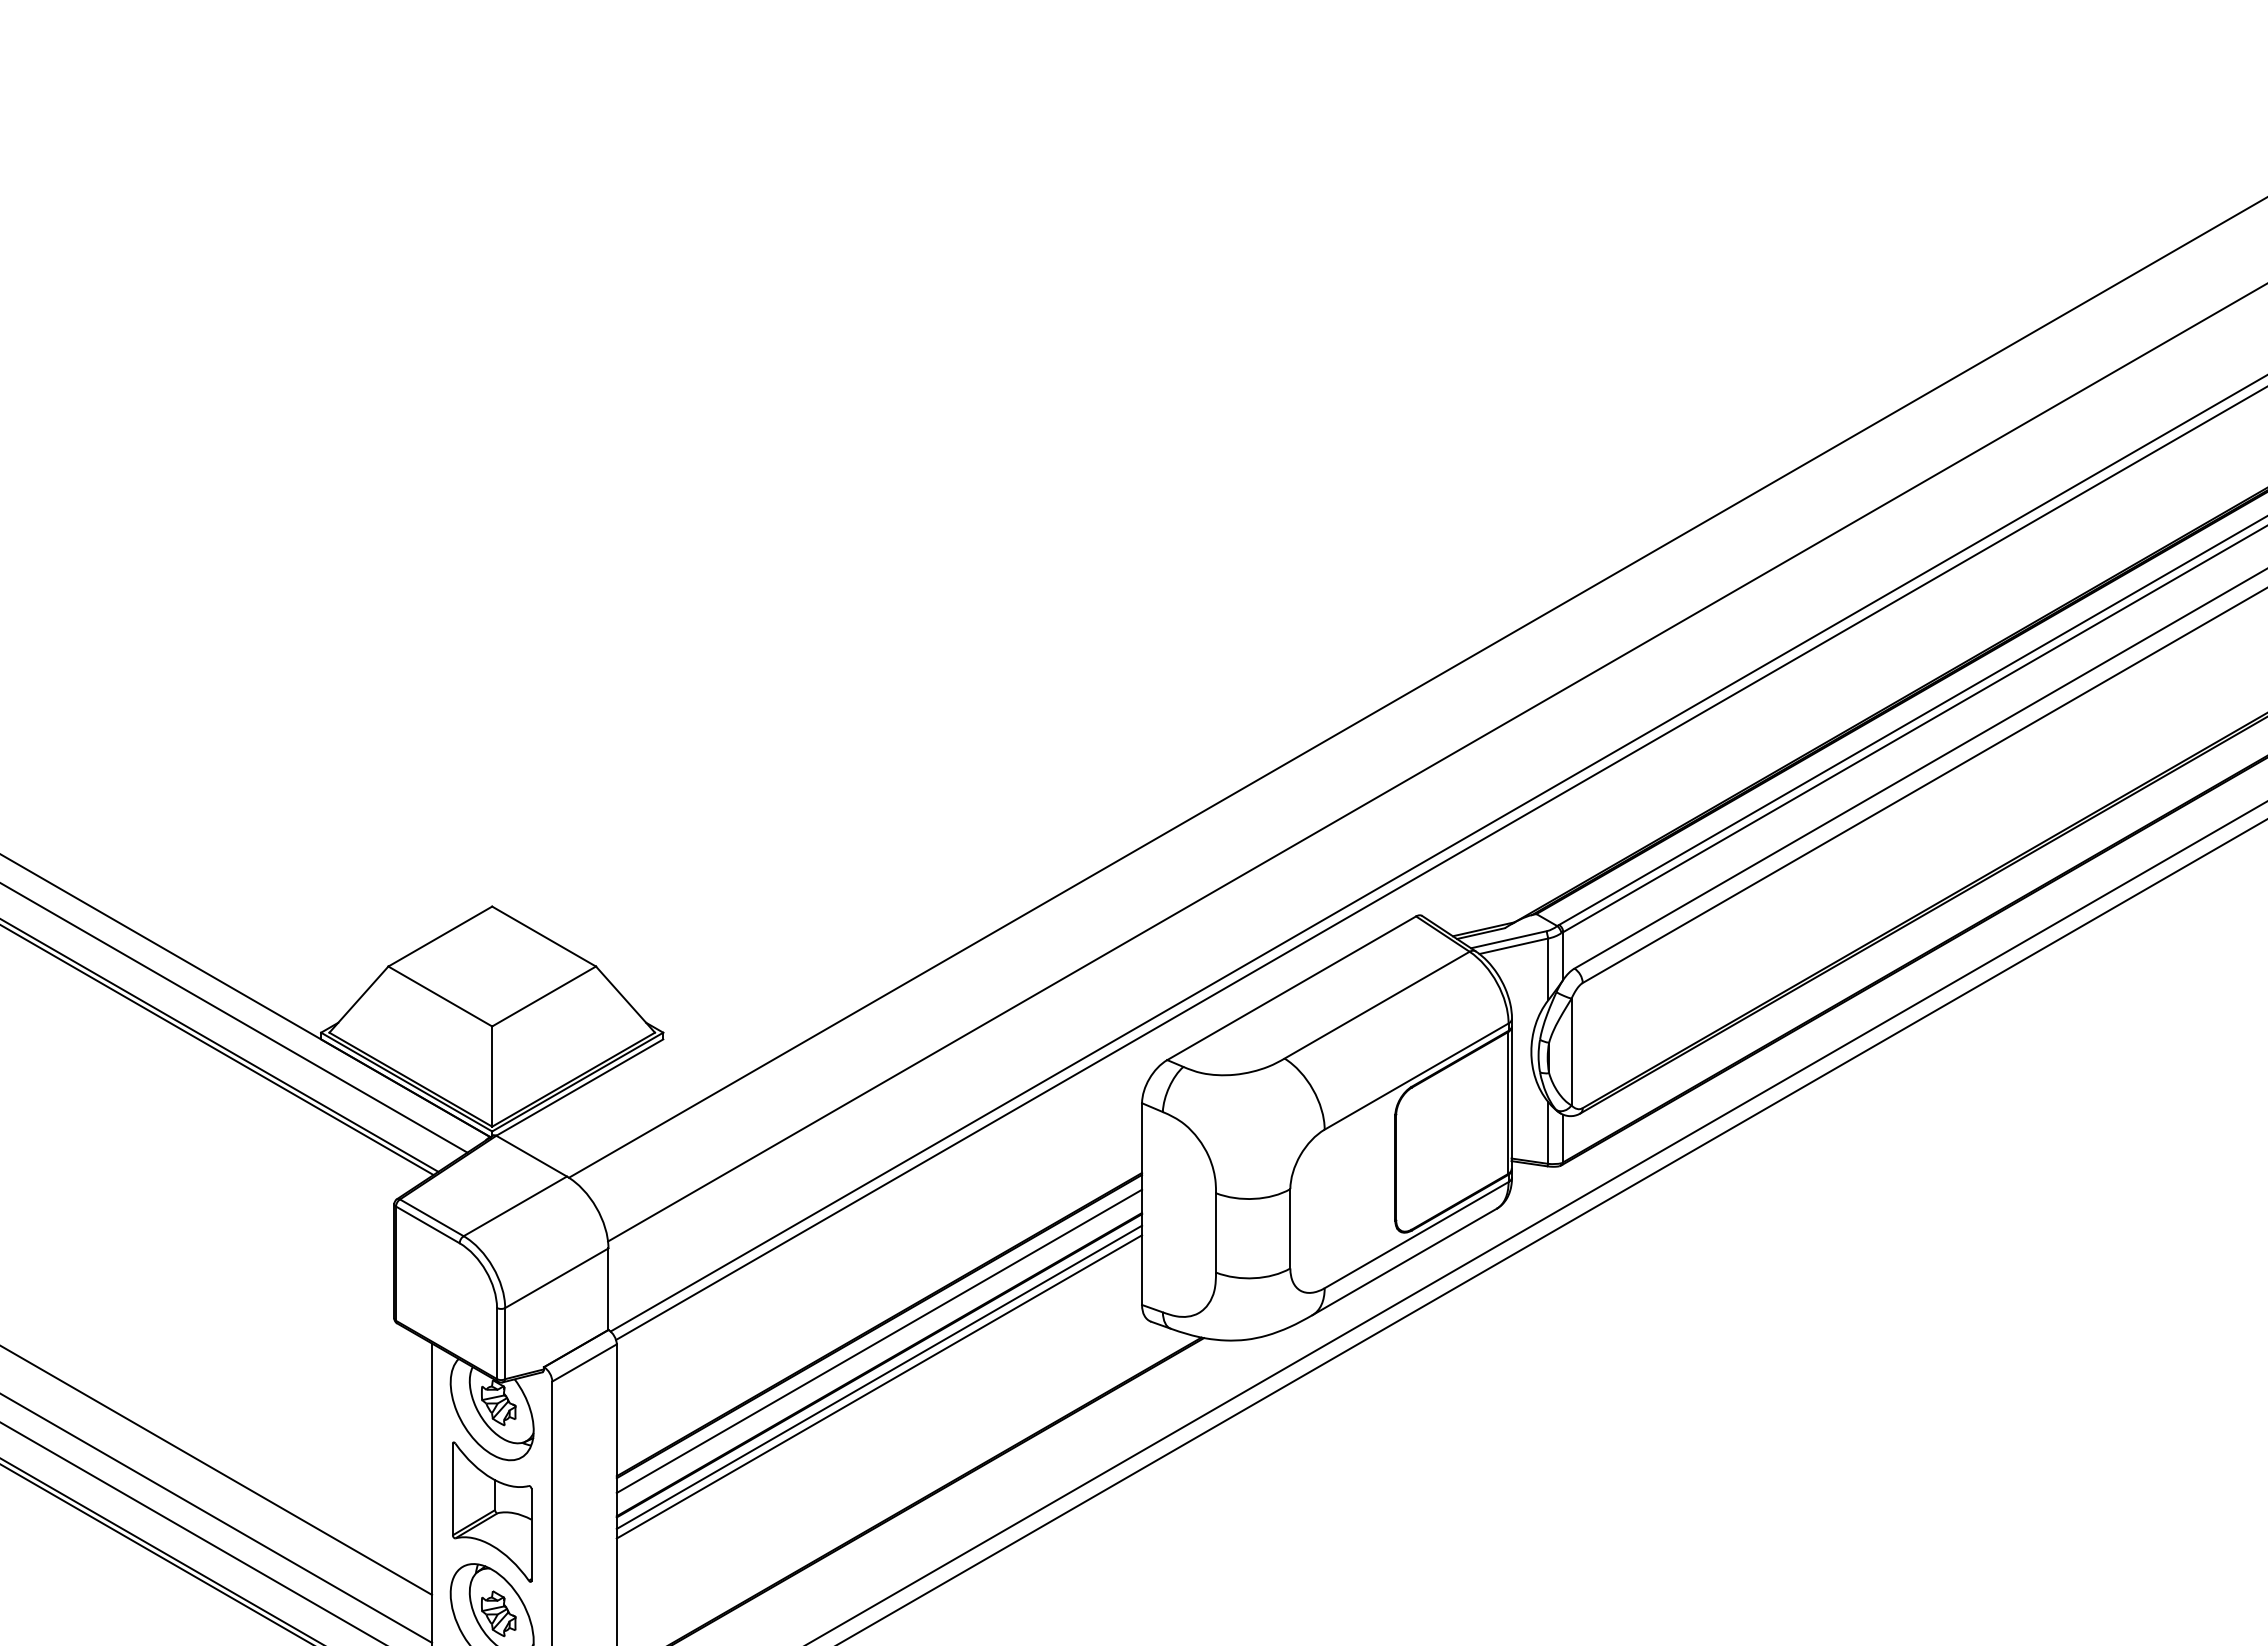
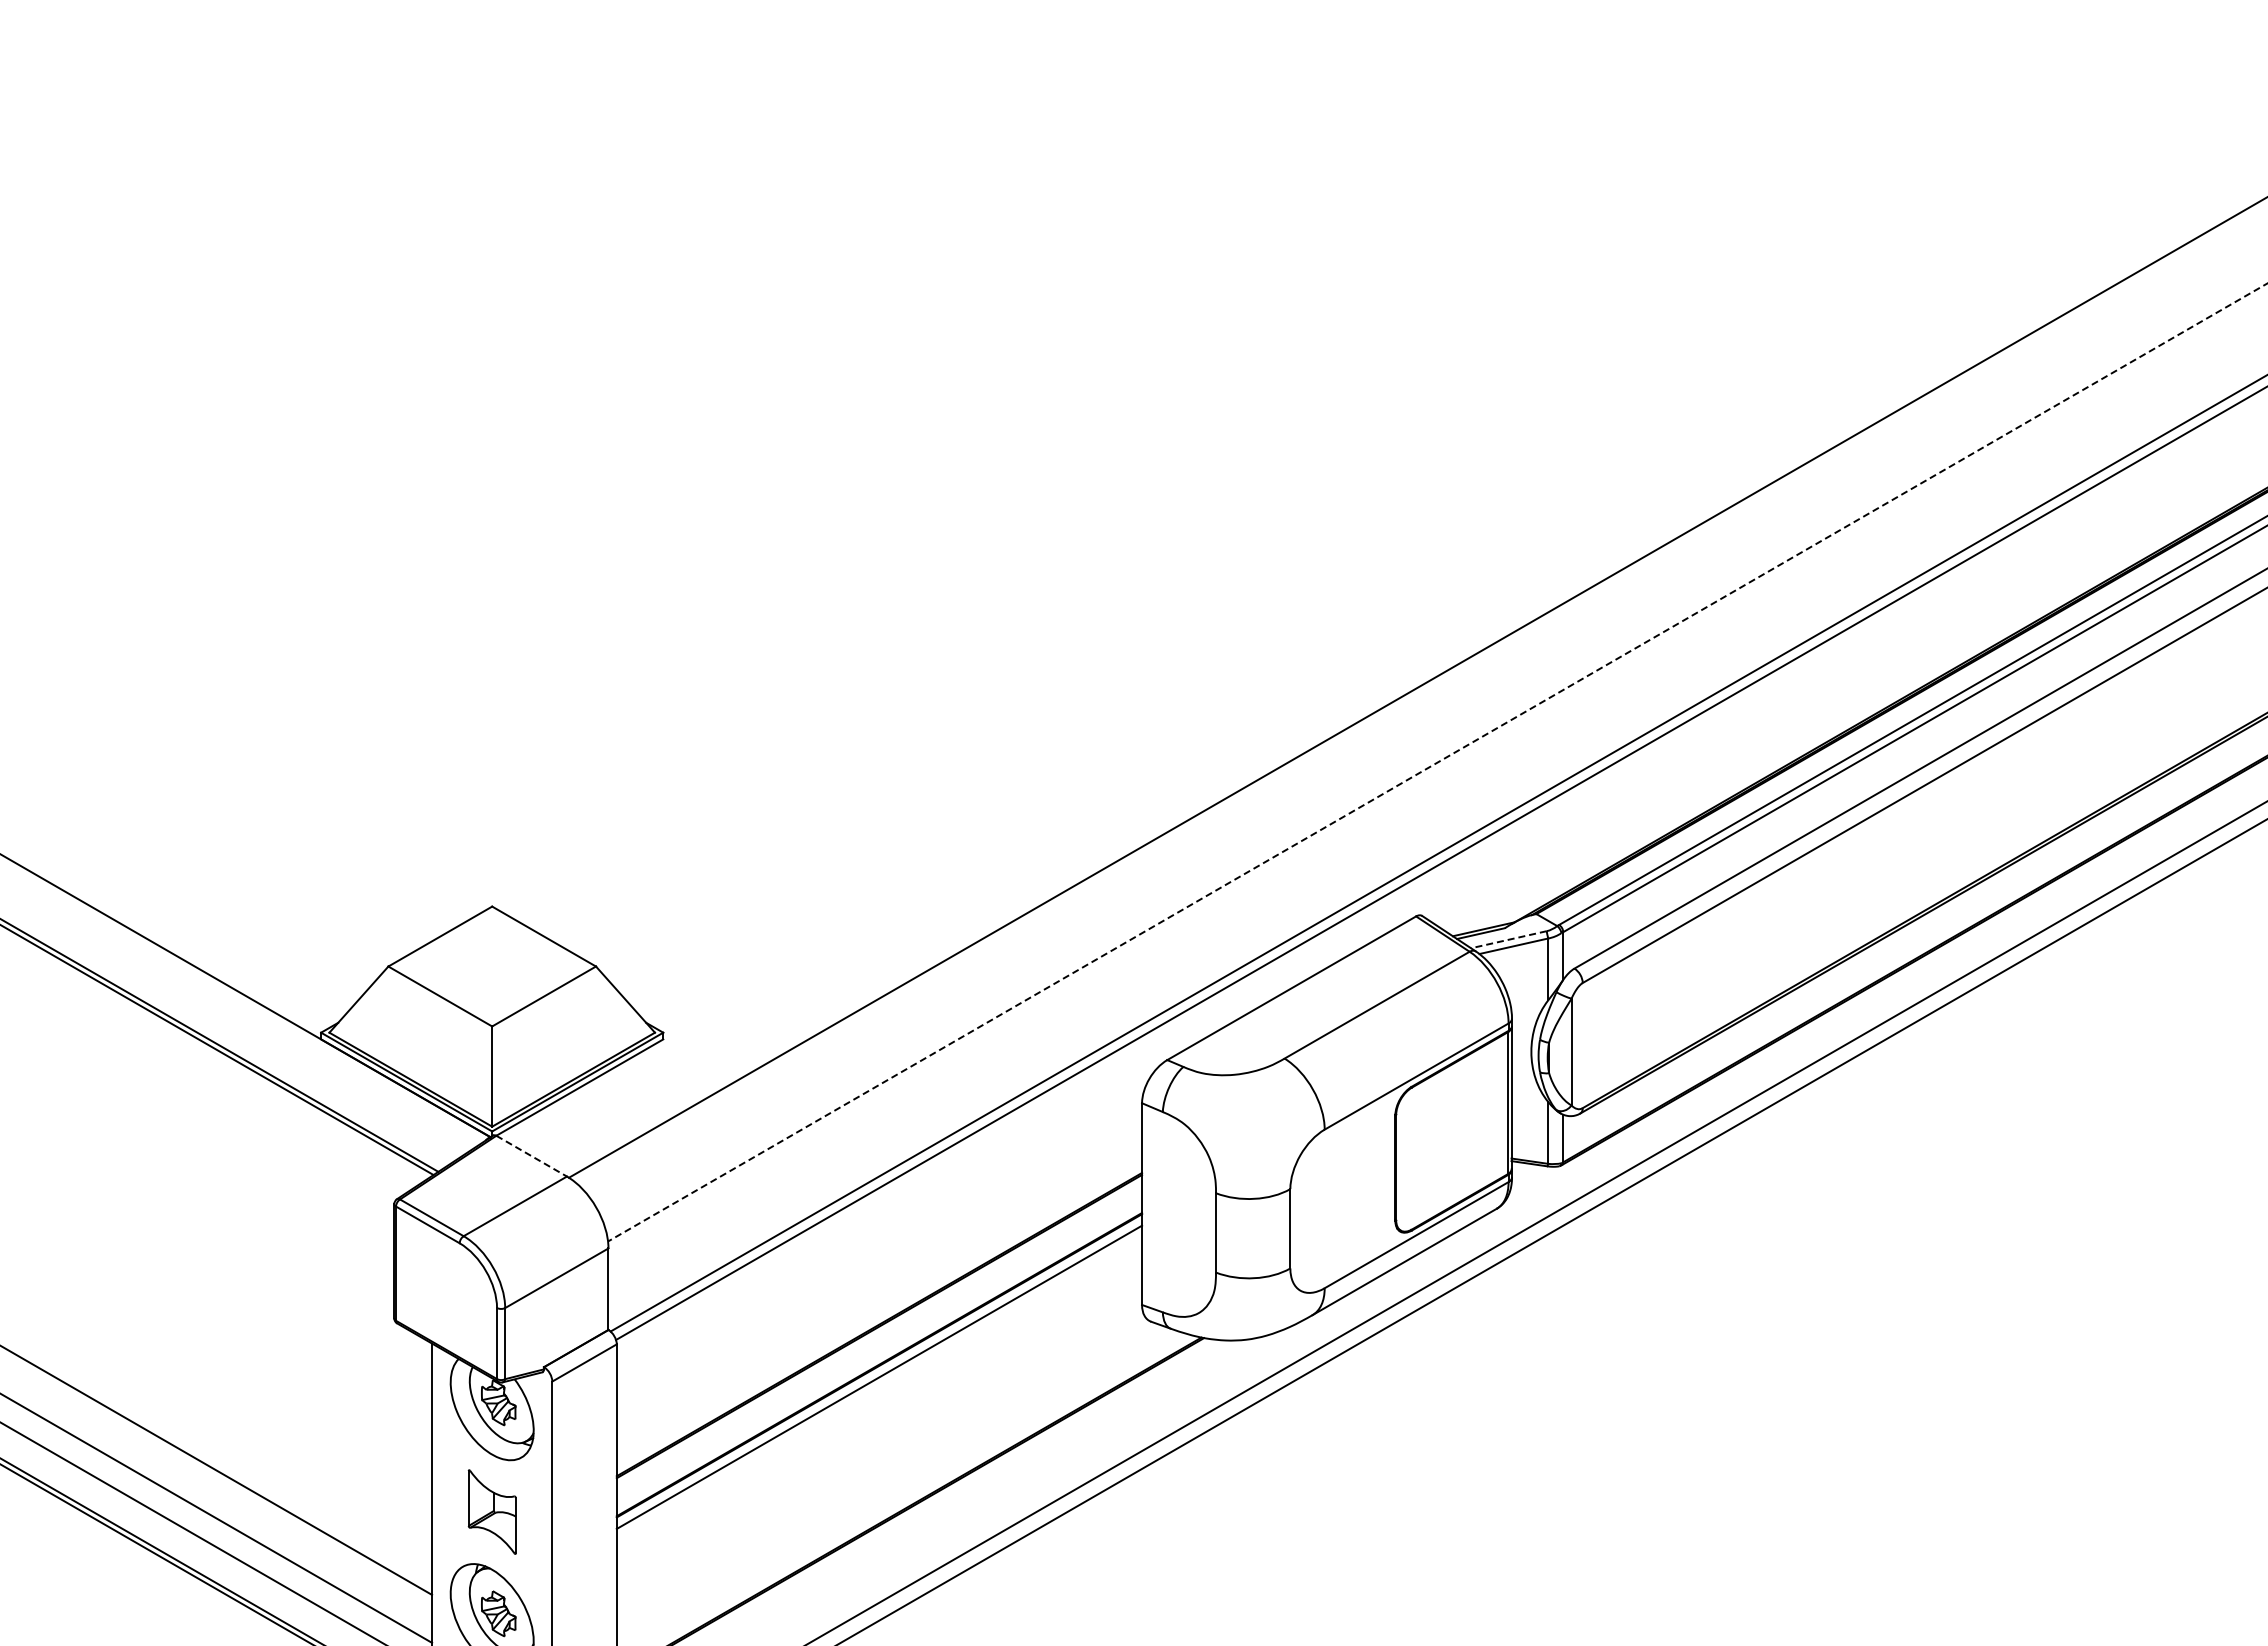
line: solid -> dashed (1437, 762)
line: solid -> dashed (1508, 939)
line: present -> none (234, 1018)
line: solid -> dashed (531, 1156)
line: present -> none (879, 1341)
line: present -> none (879, 1386)
part size: 81x142 px -> 50x86 px (491, 1511)
